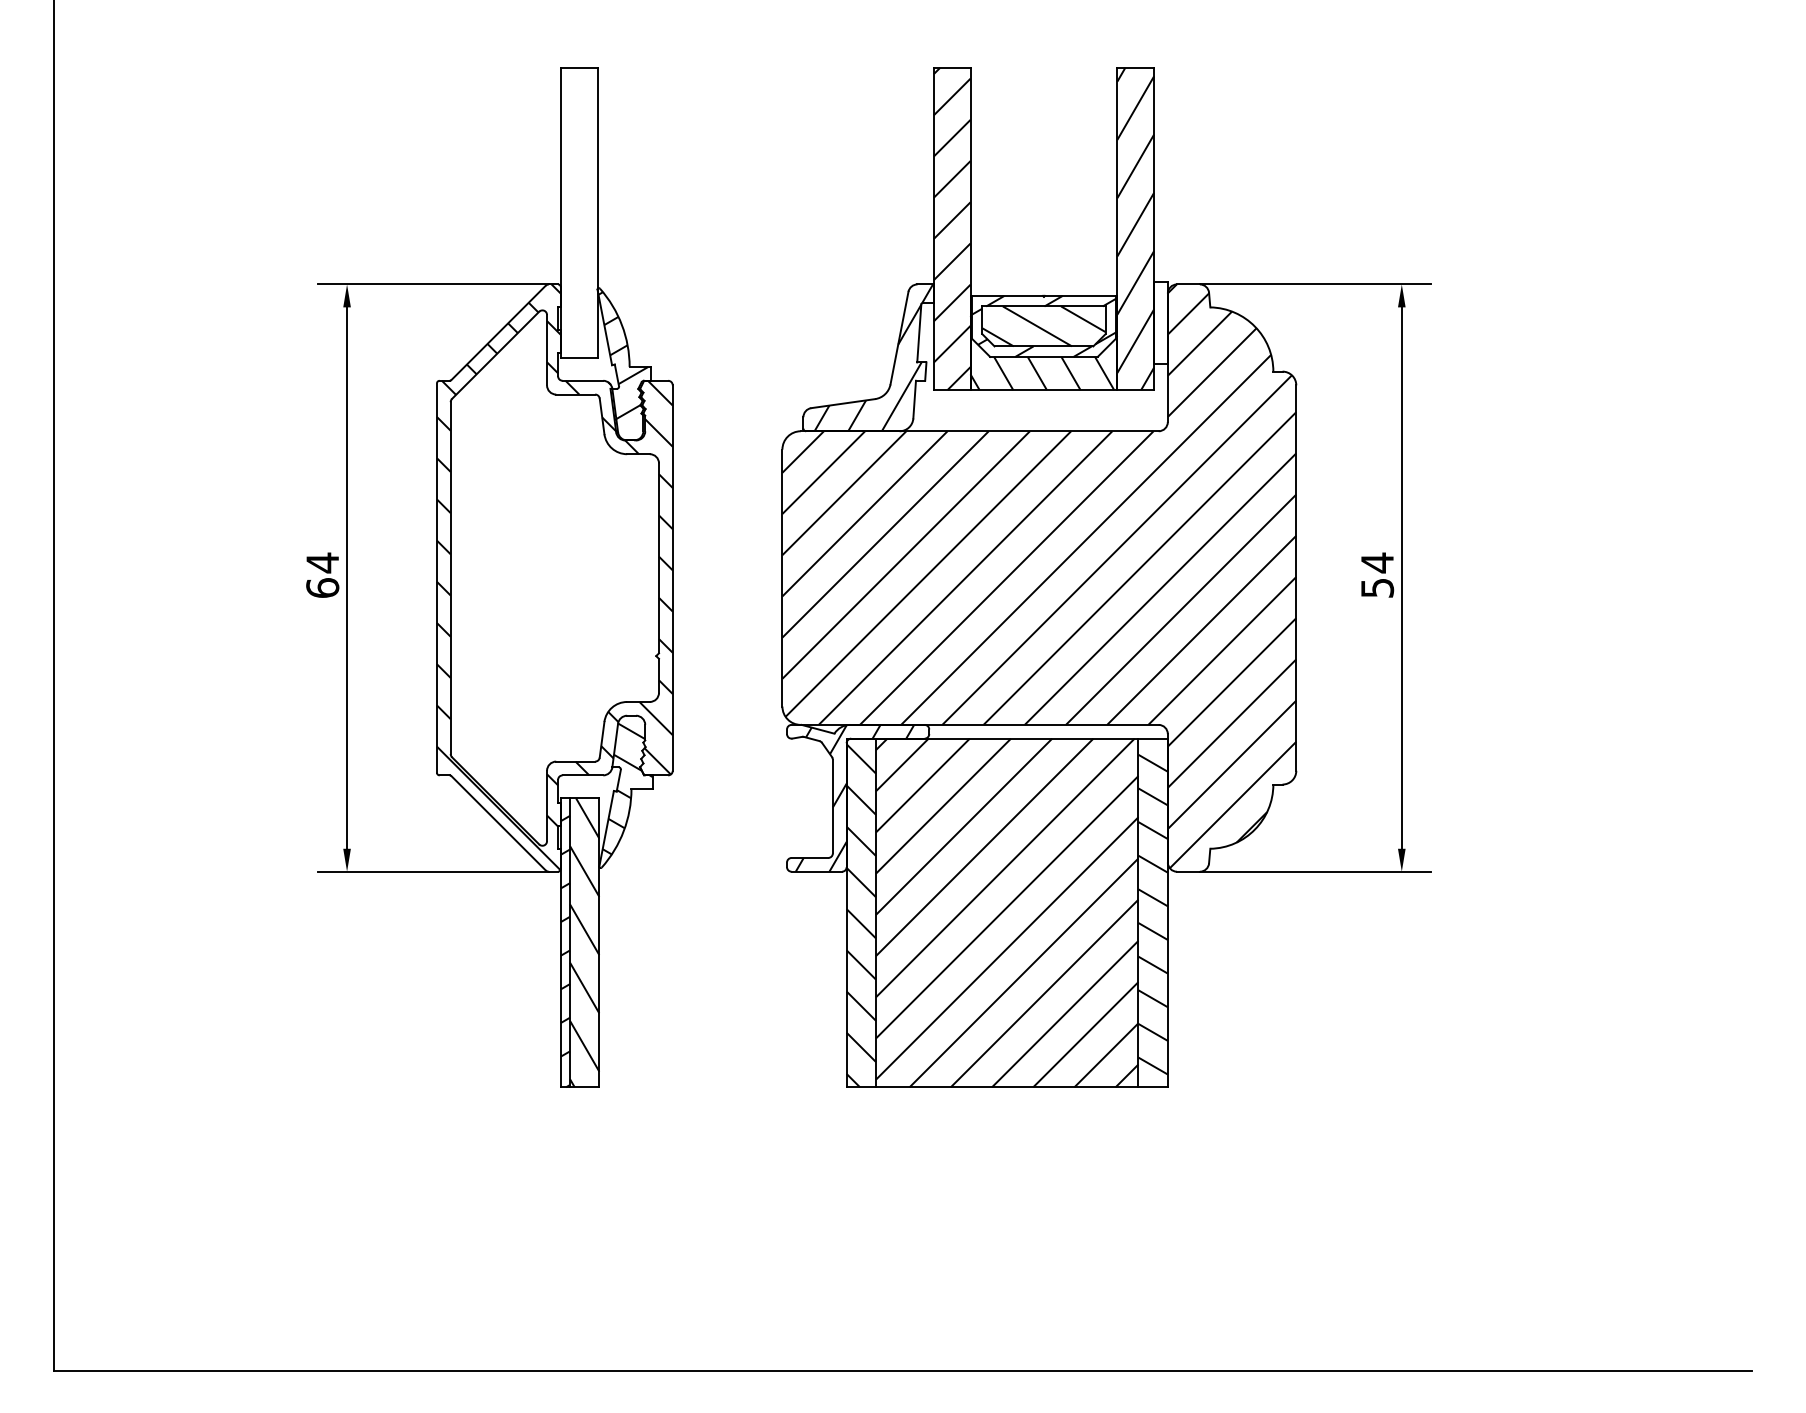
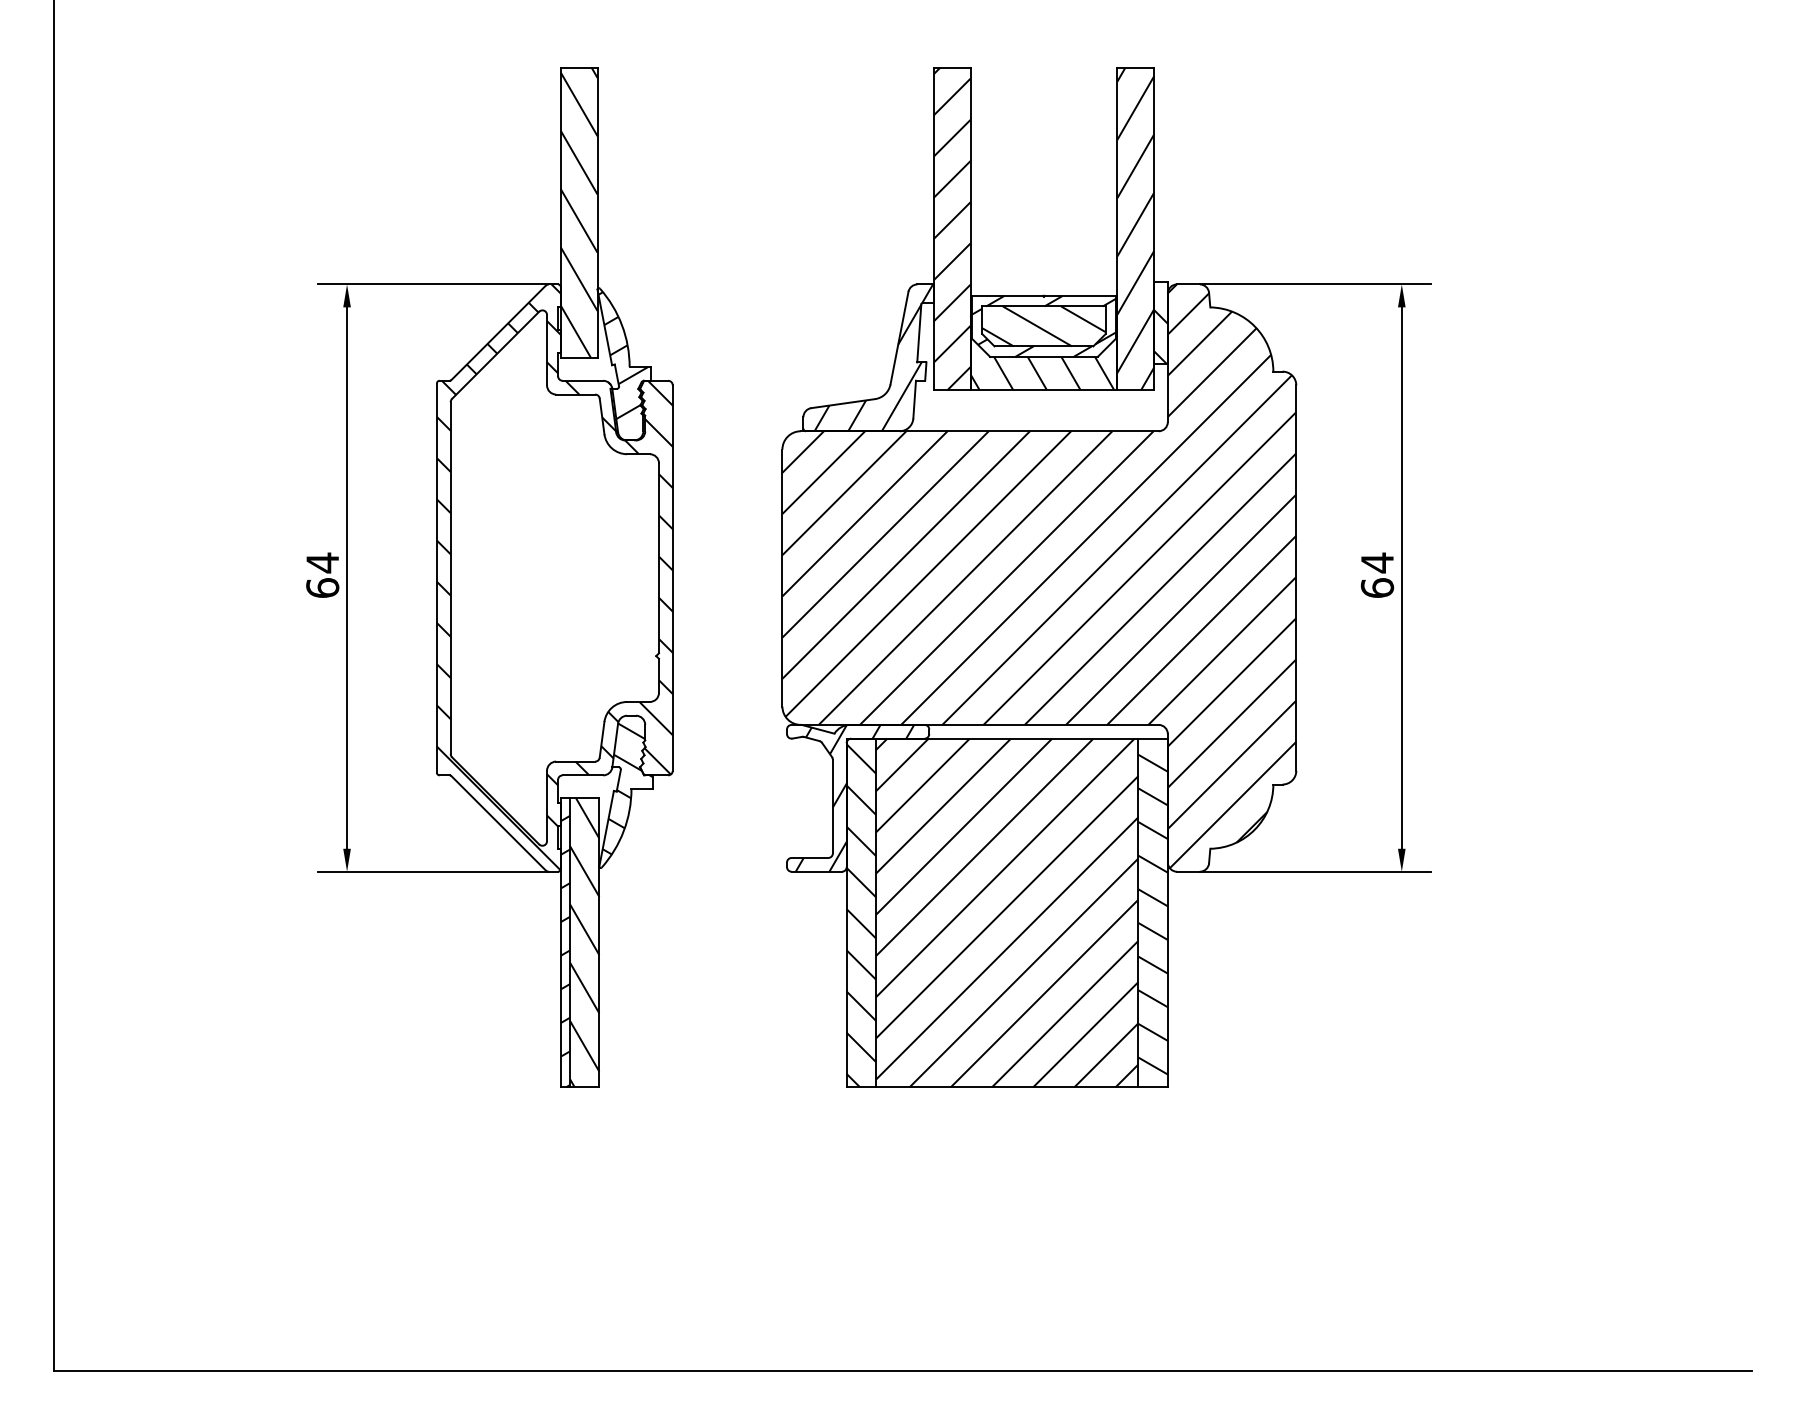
hatch: none -> present (578, 212)
hatch: none -> present (1160, 322)
text: 54 -> 64 (1377, 587)
